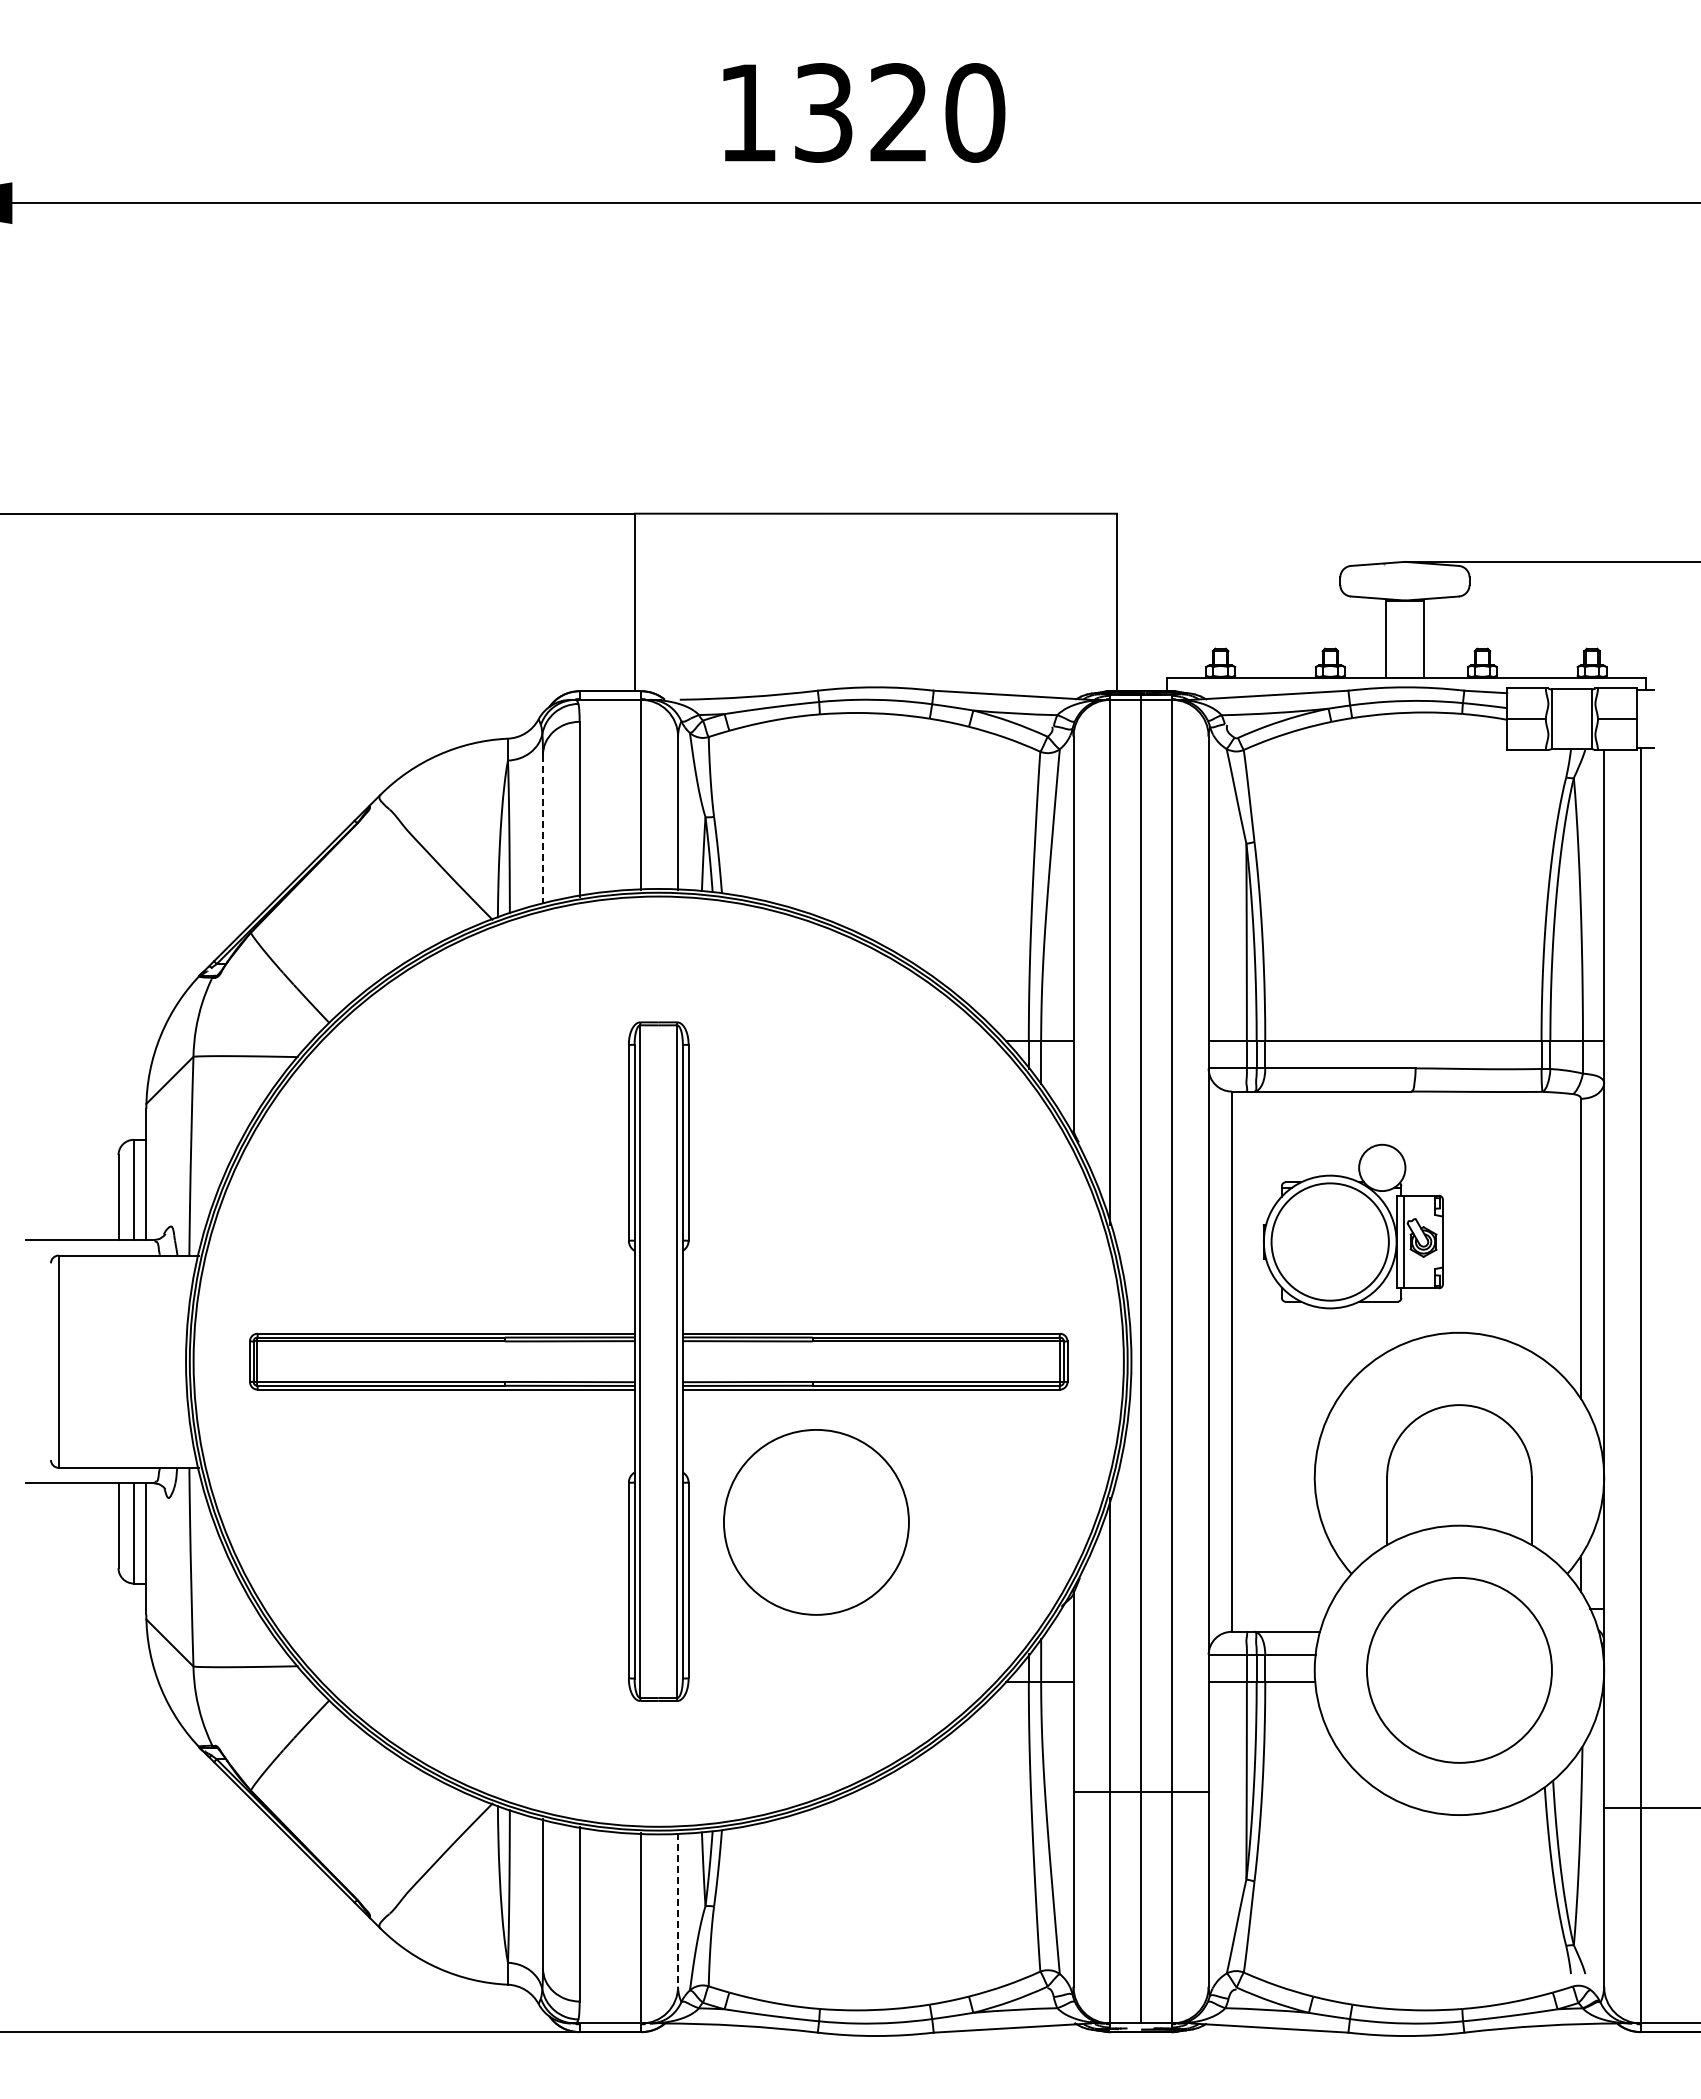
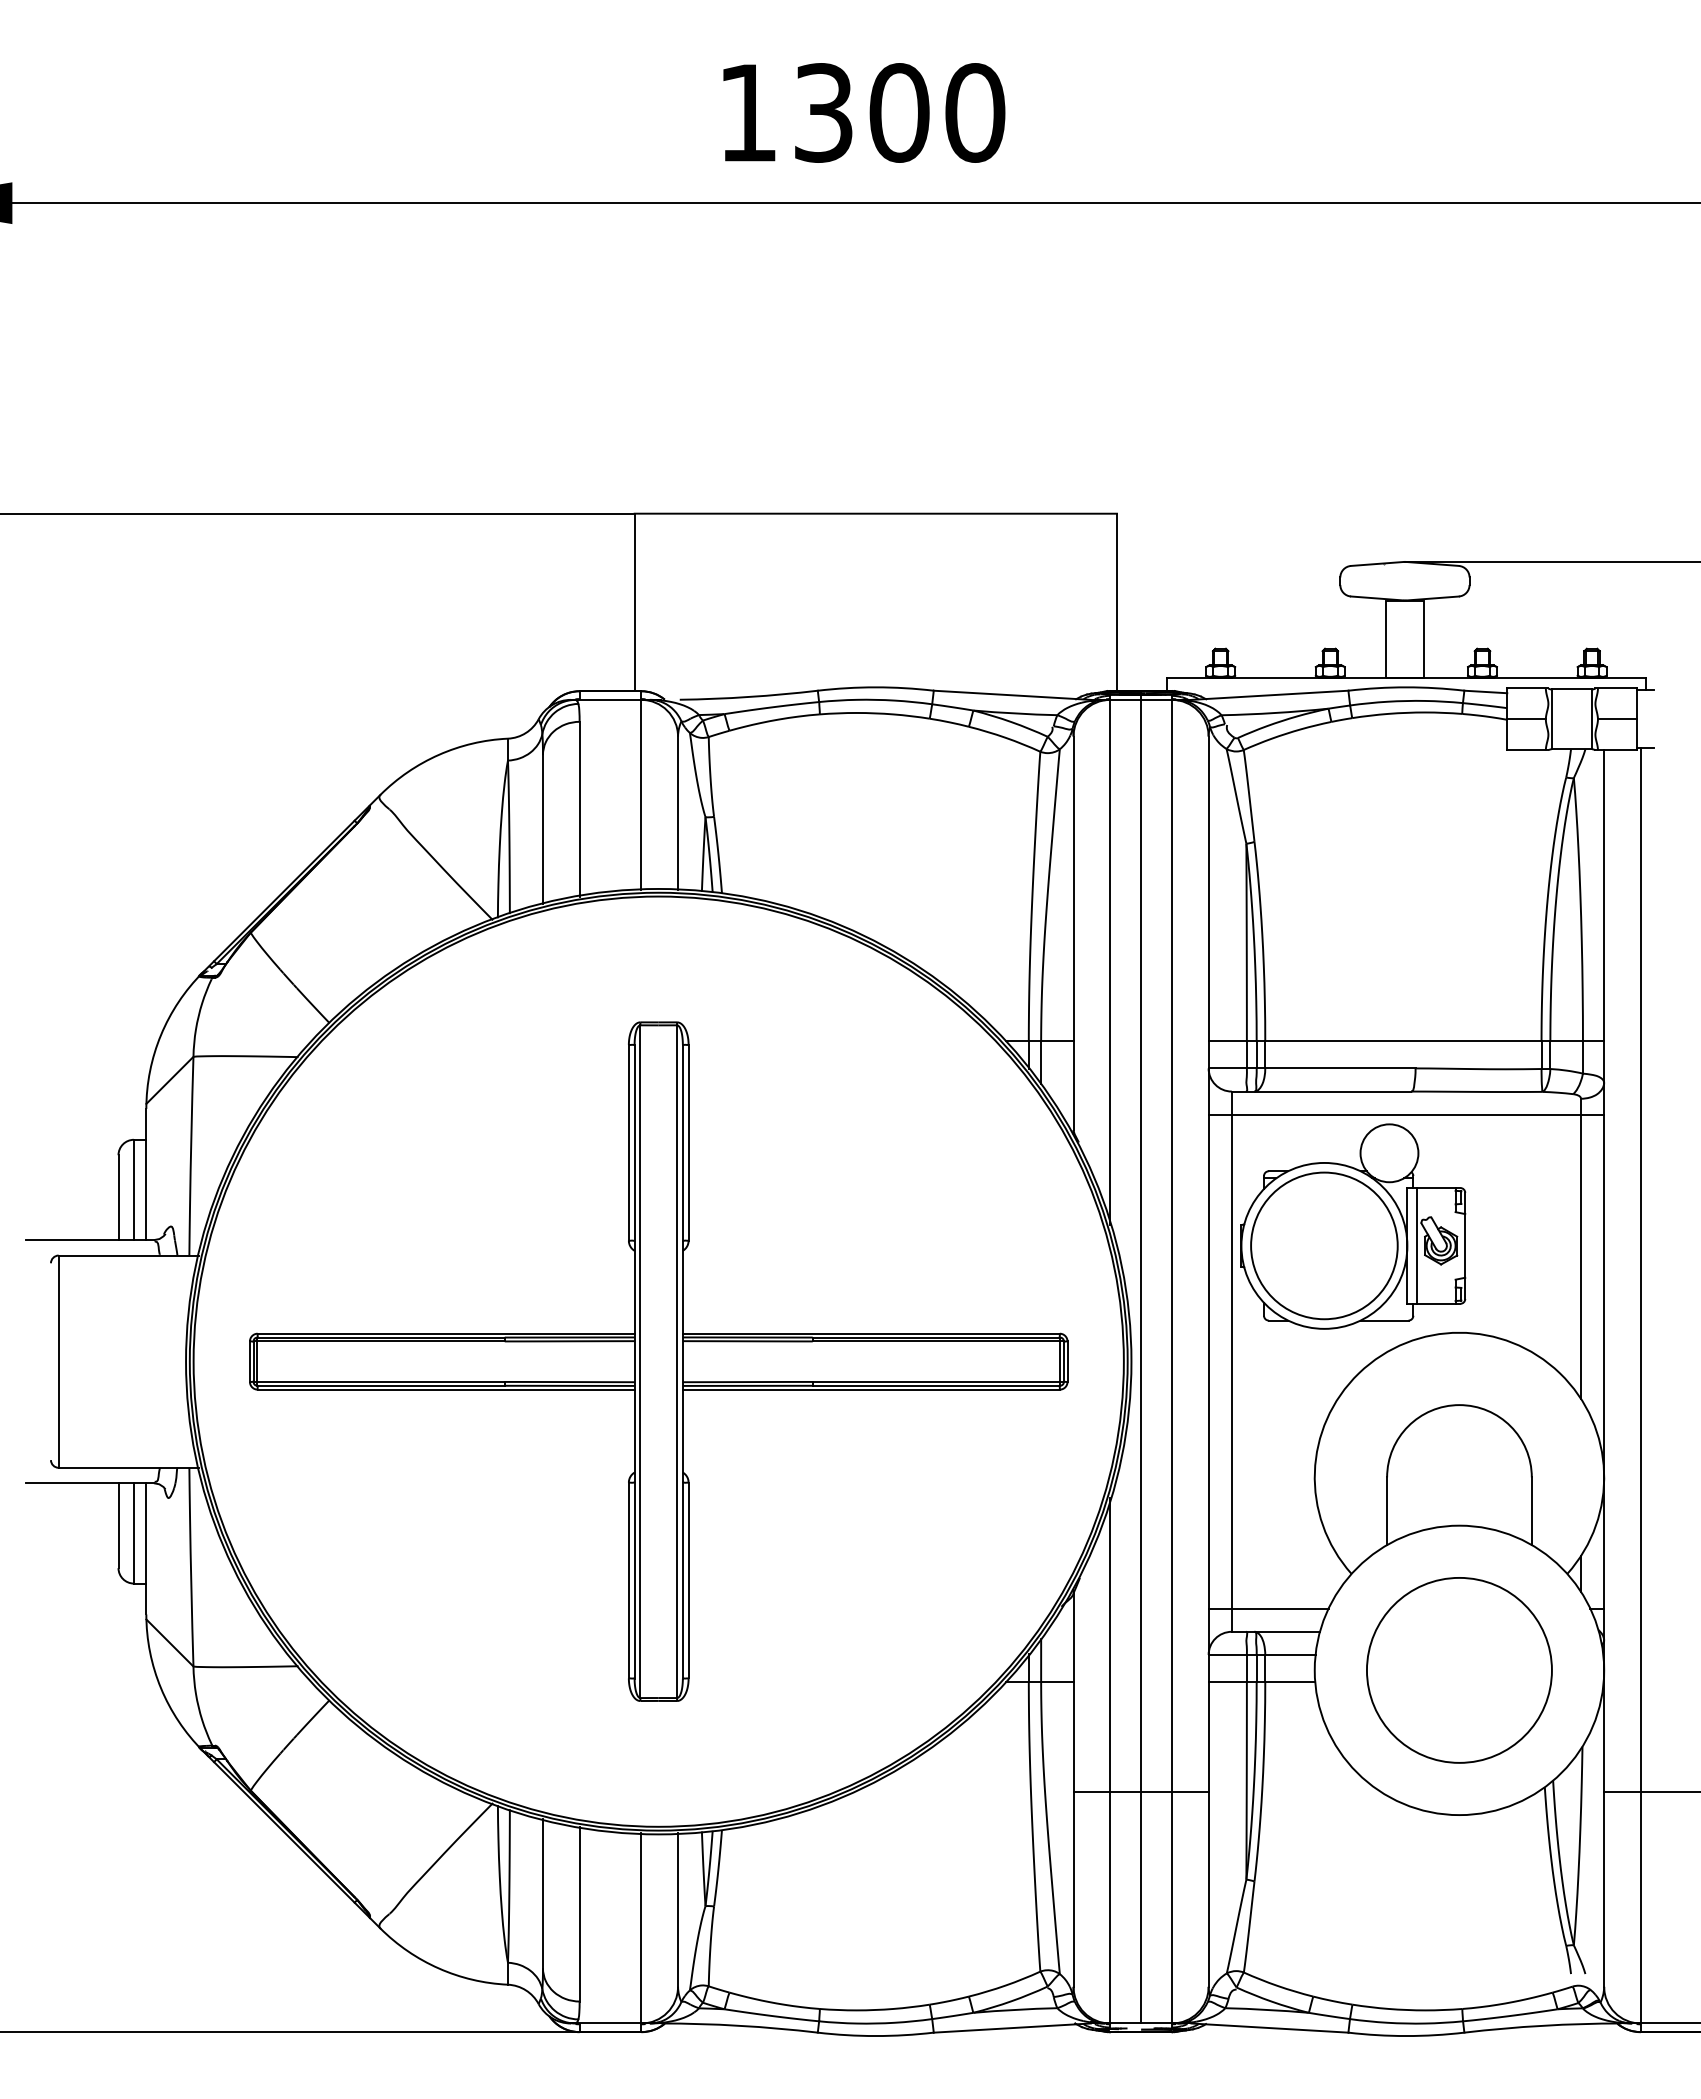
text: 1320 -> 1300 (899, 112)
line: dashed -> solid (542, 830)
line: none -> present (1406, 1114)
part size: 181x167 px -> 227x207 px (1353, 1226)
circle: present -> none (816, 1522)
line: none -> present (1268, 1608)
line position: (1650, 1807) -> (1650, 1791) (1650, 1791)
line: dashed -> solid (678, 1909)
